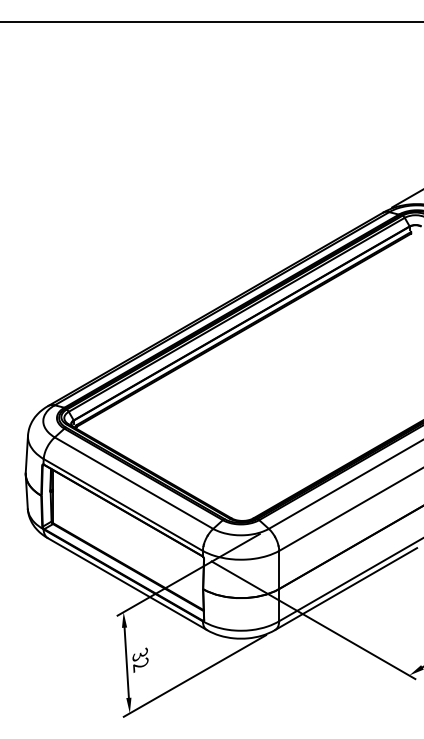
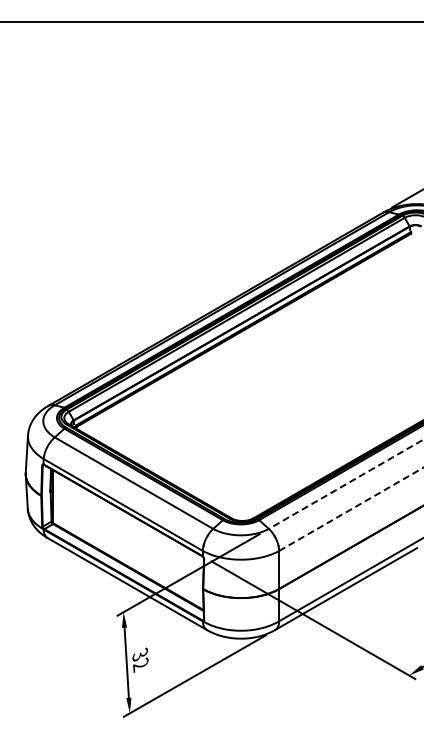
line: solid -> dashed (345, 484)
line: solid -> dashed (351, 509)
